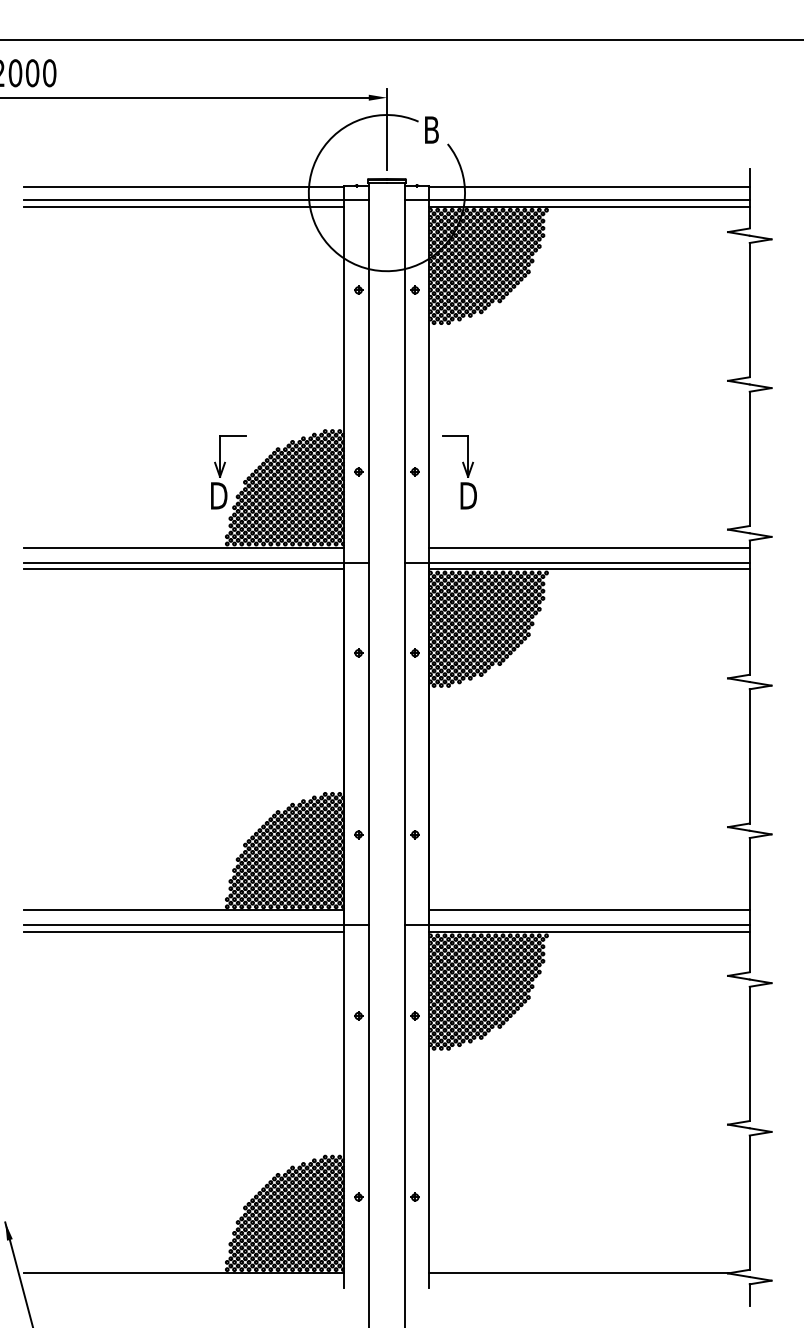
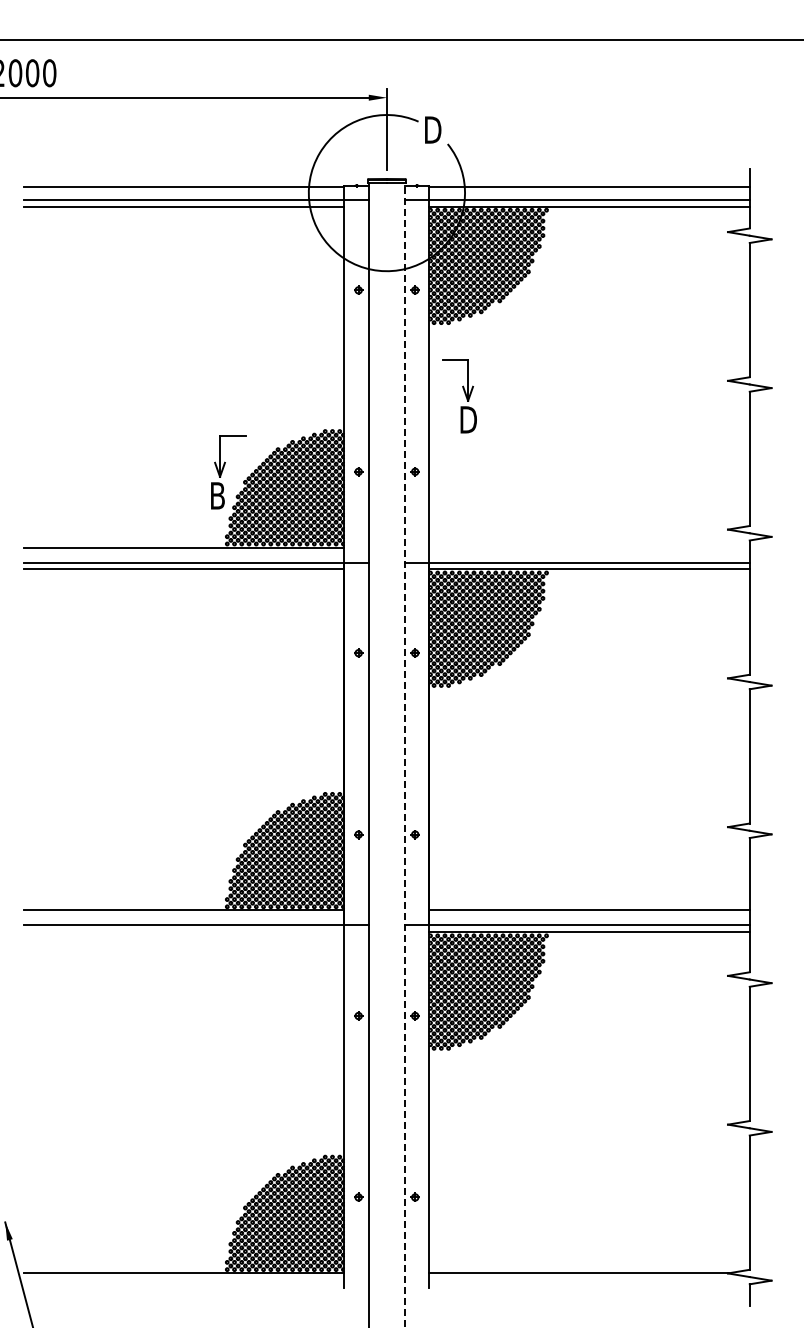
text: B -> D (434, 129)
part position: (459, 472) -> (459, 396) (459, 396)
text: D -> B (220, 495)
line: present -> none (589, 547)
line: solid -> dashed (405, 754)
line: present -> none (184, 932)
